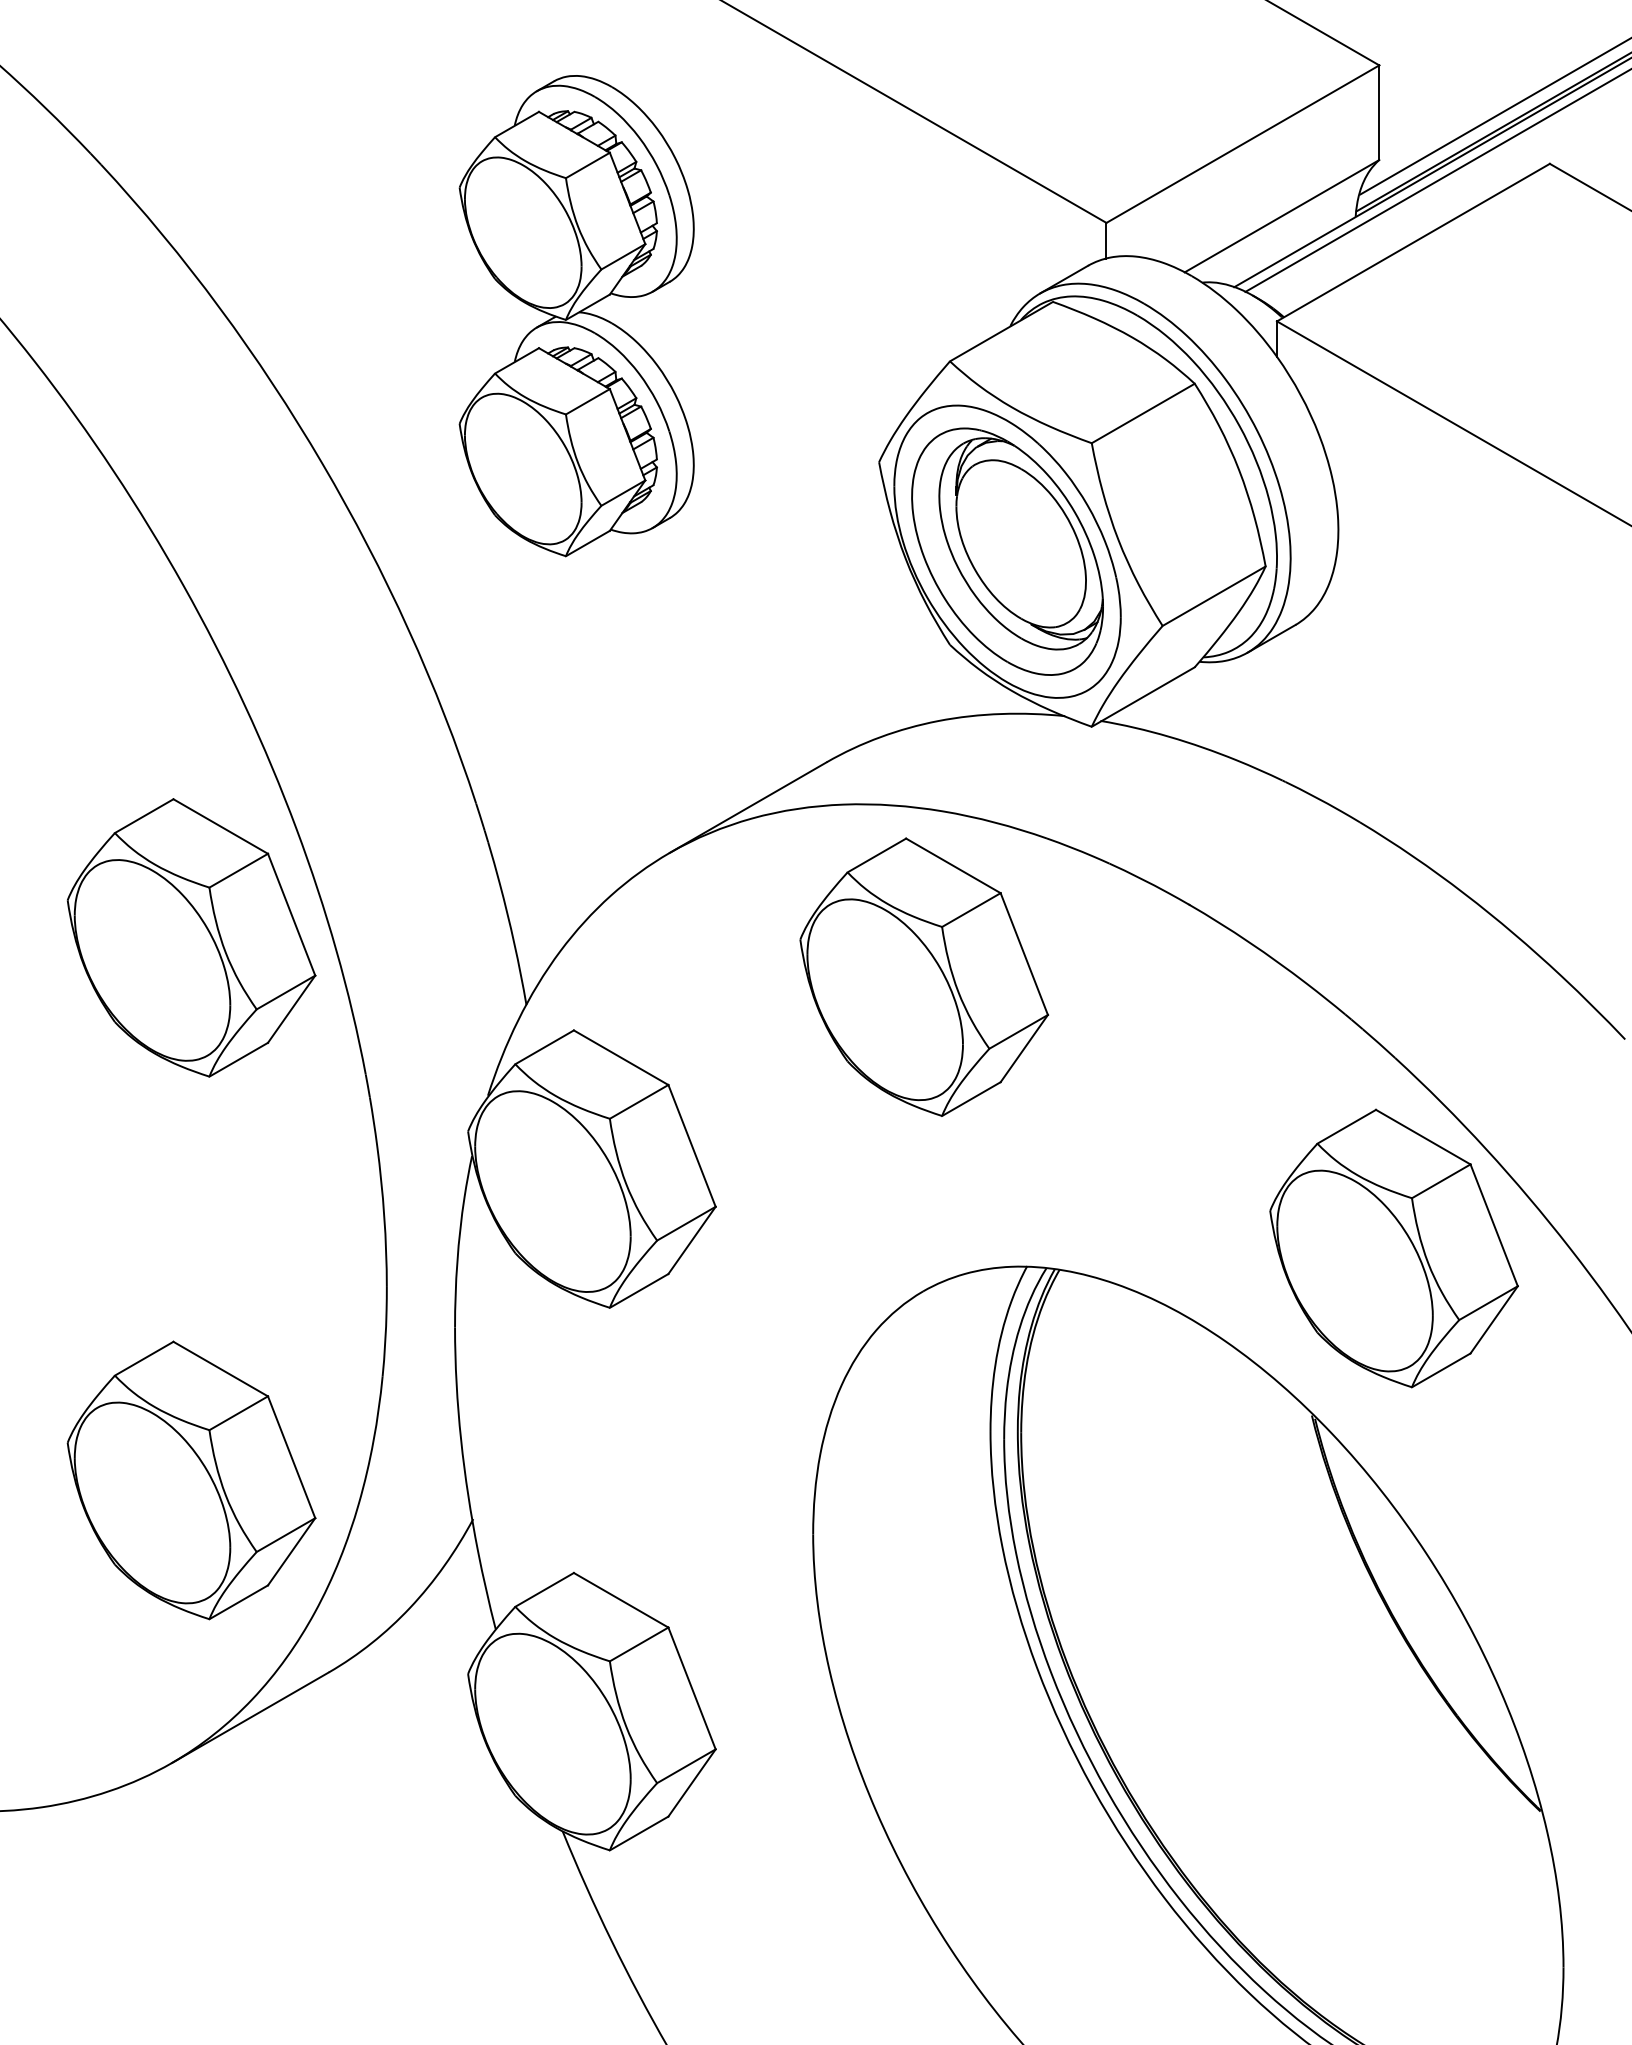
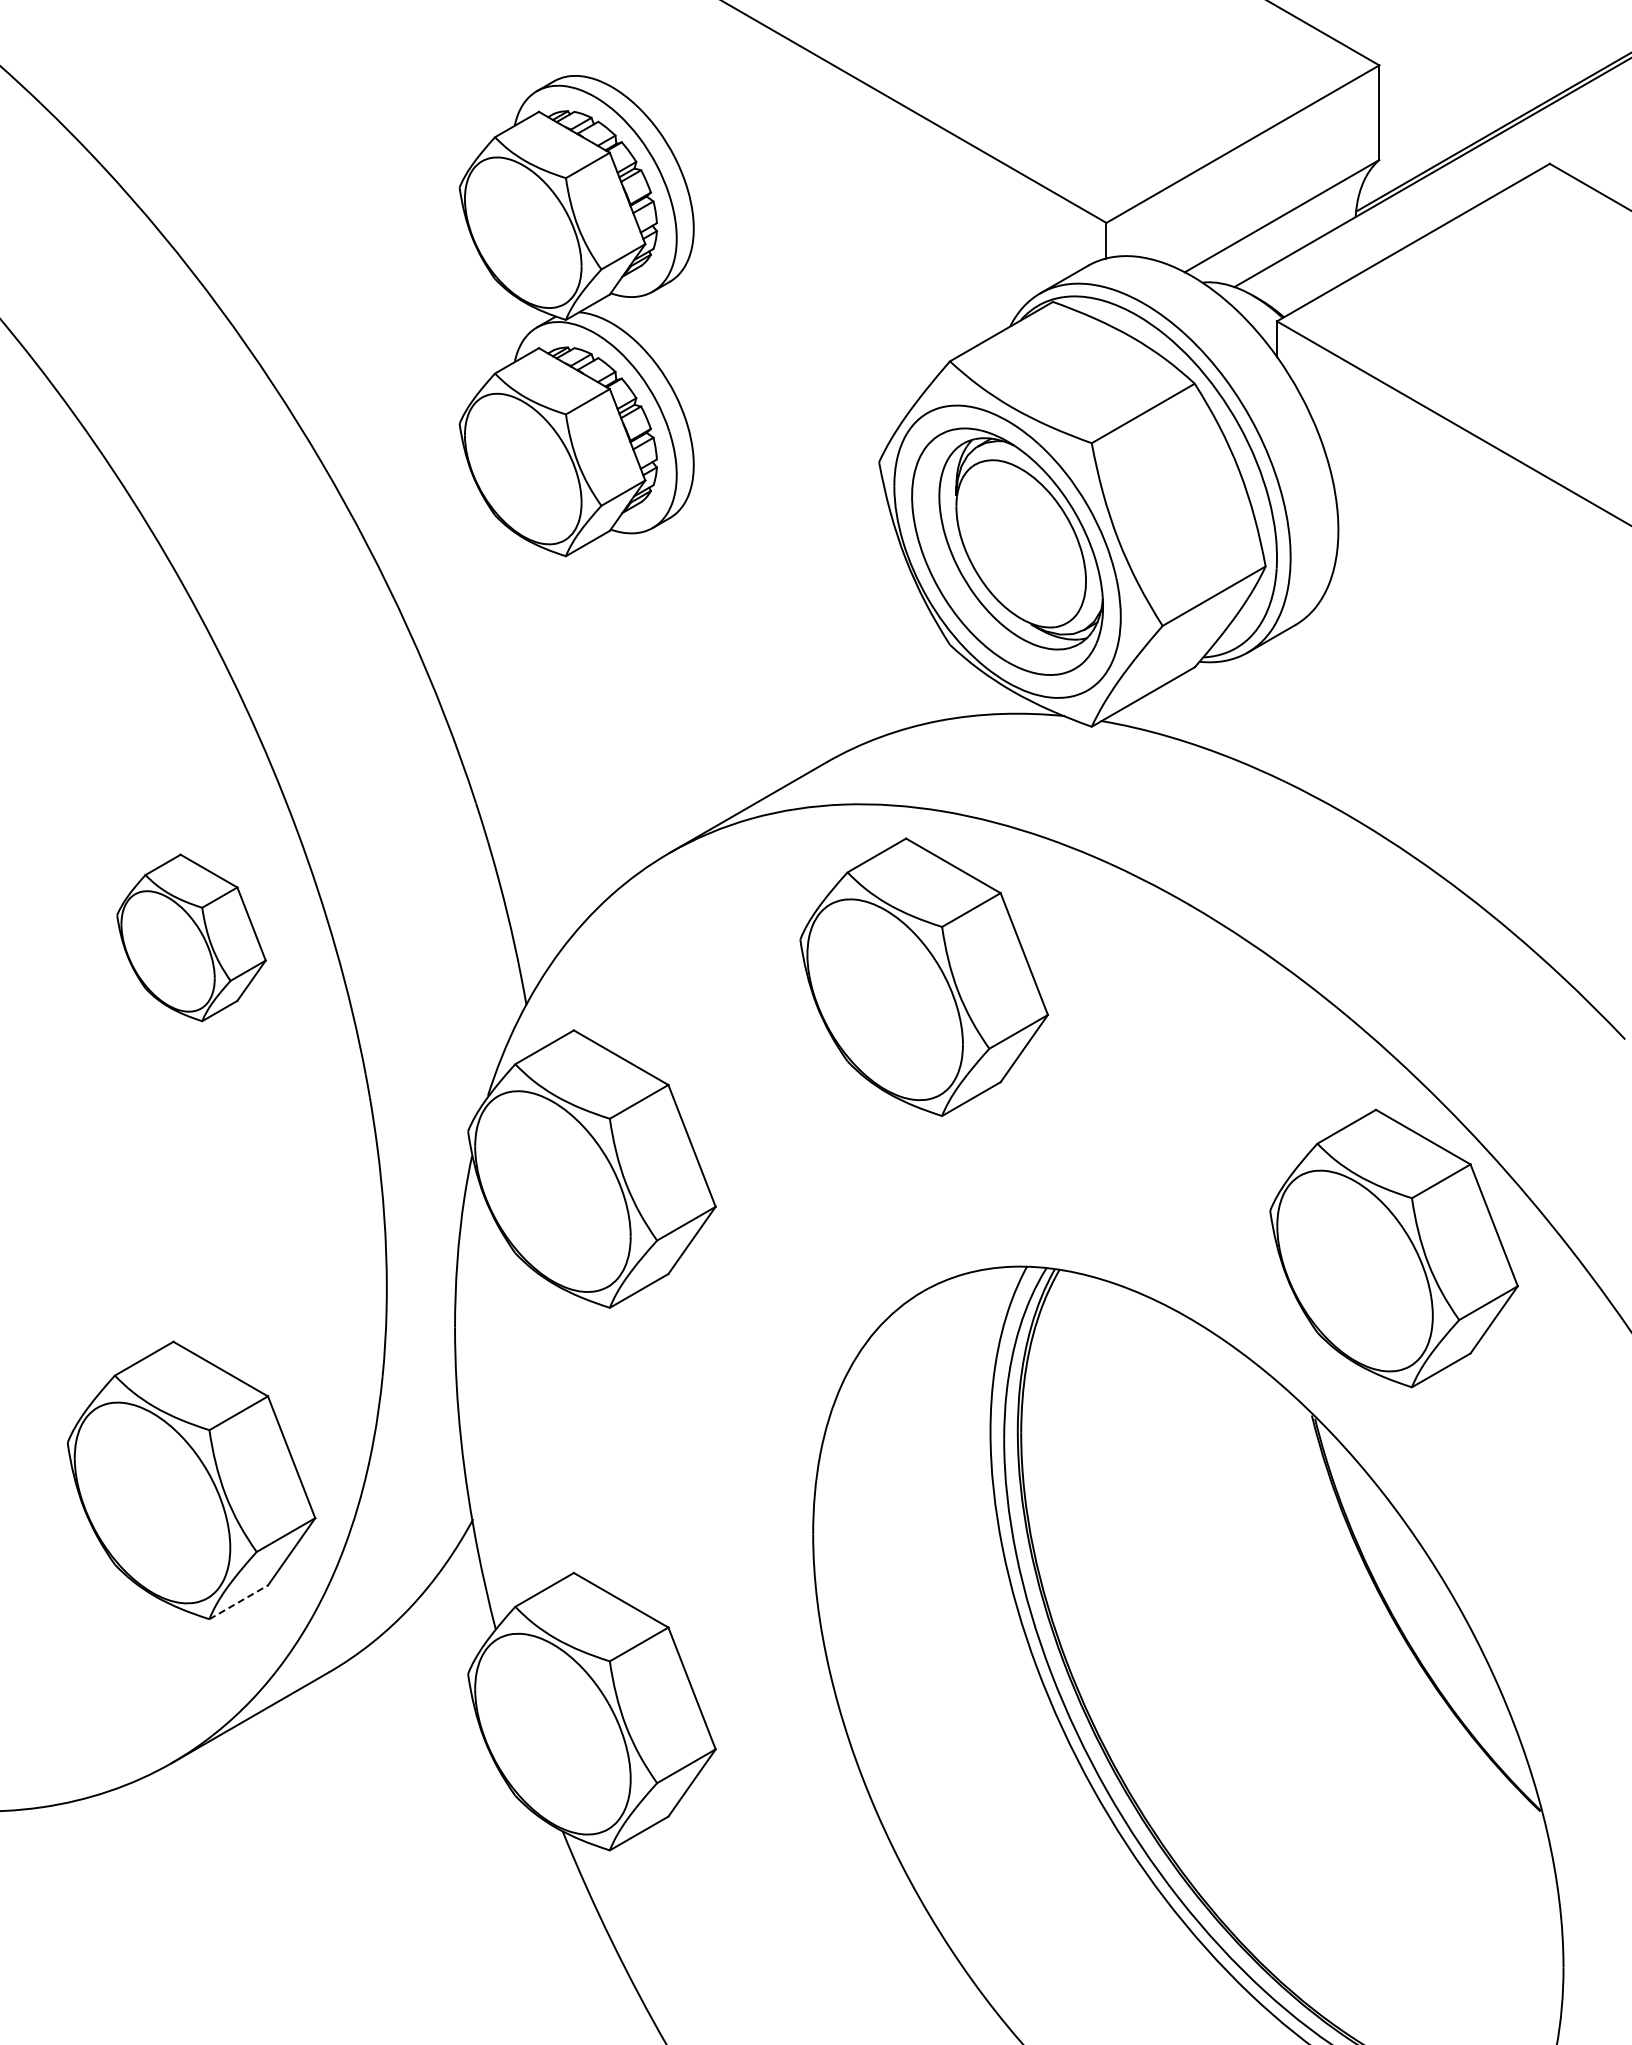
line: present -> none (1494, 116)
line: present -> none (1436, 180)
part size: 251x280 px -> 151x170 px (191, 937)
line: solid -> dashed (238, 1602)
